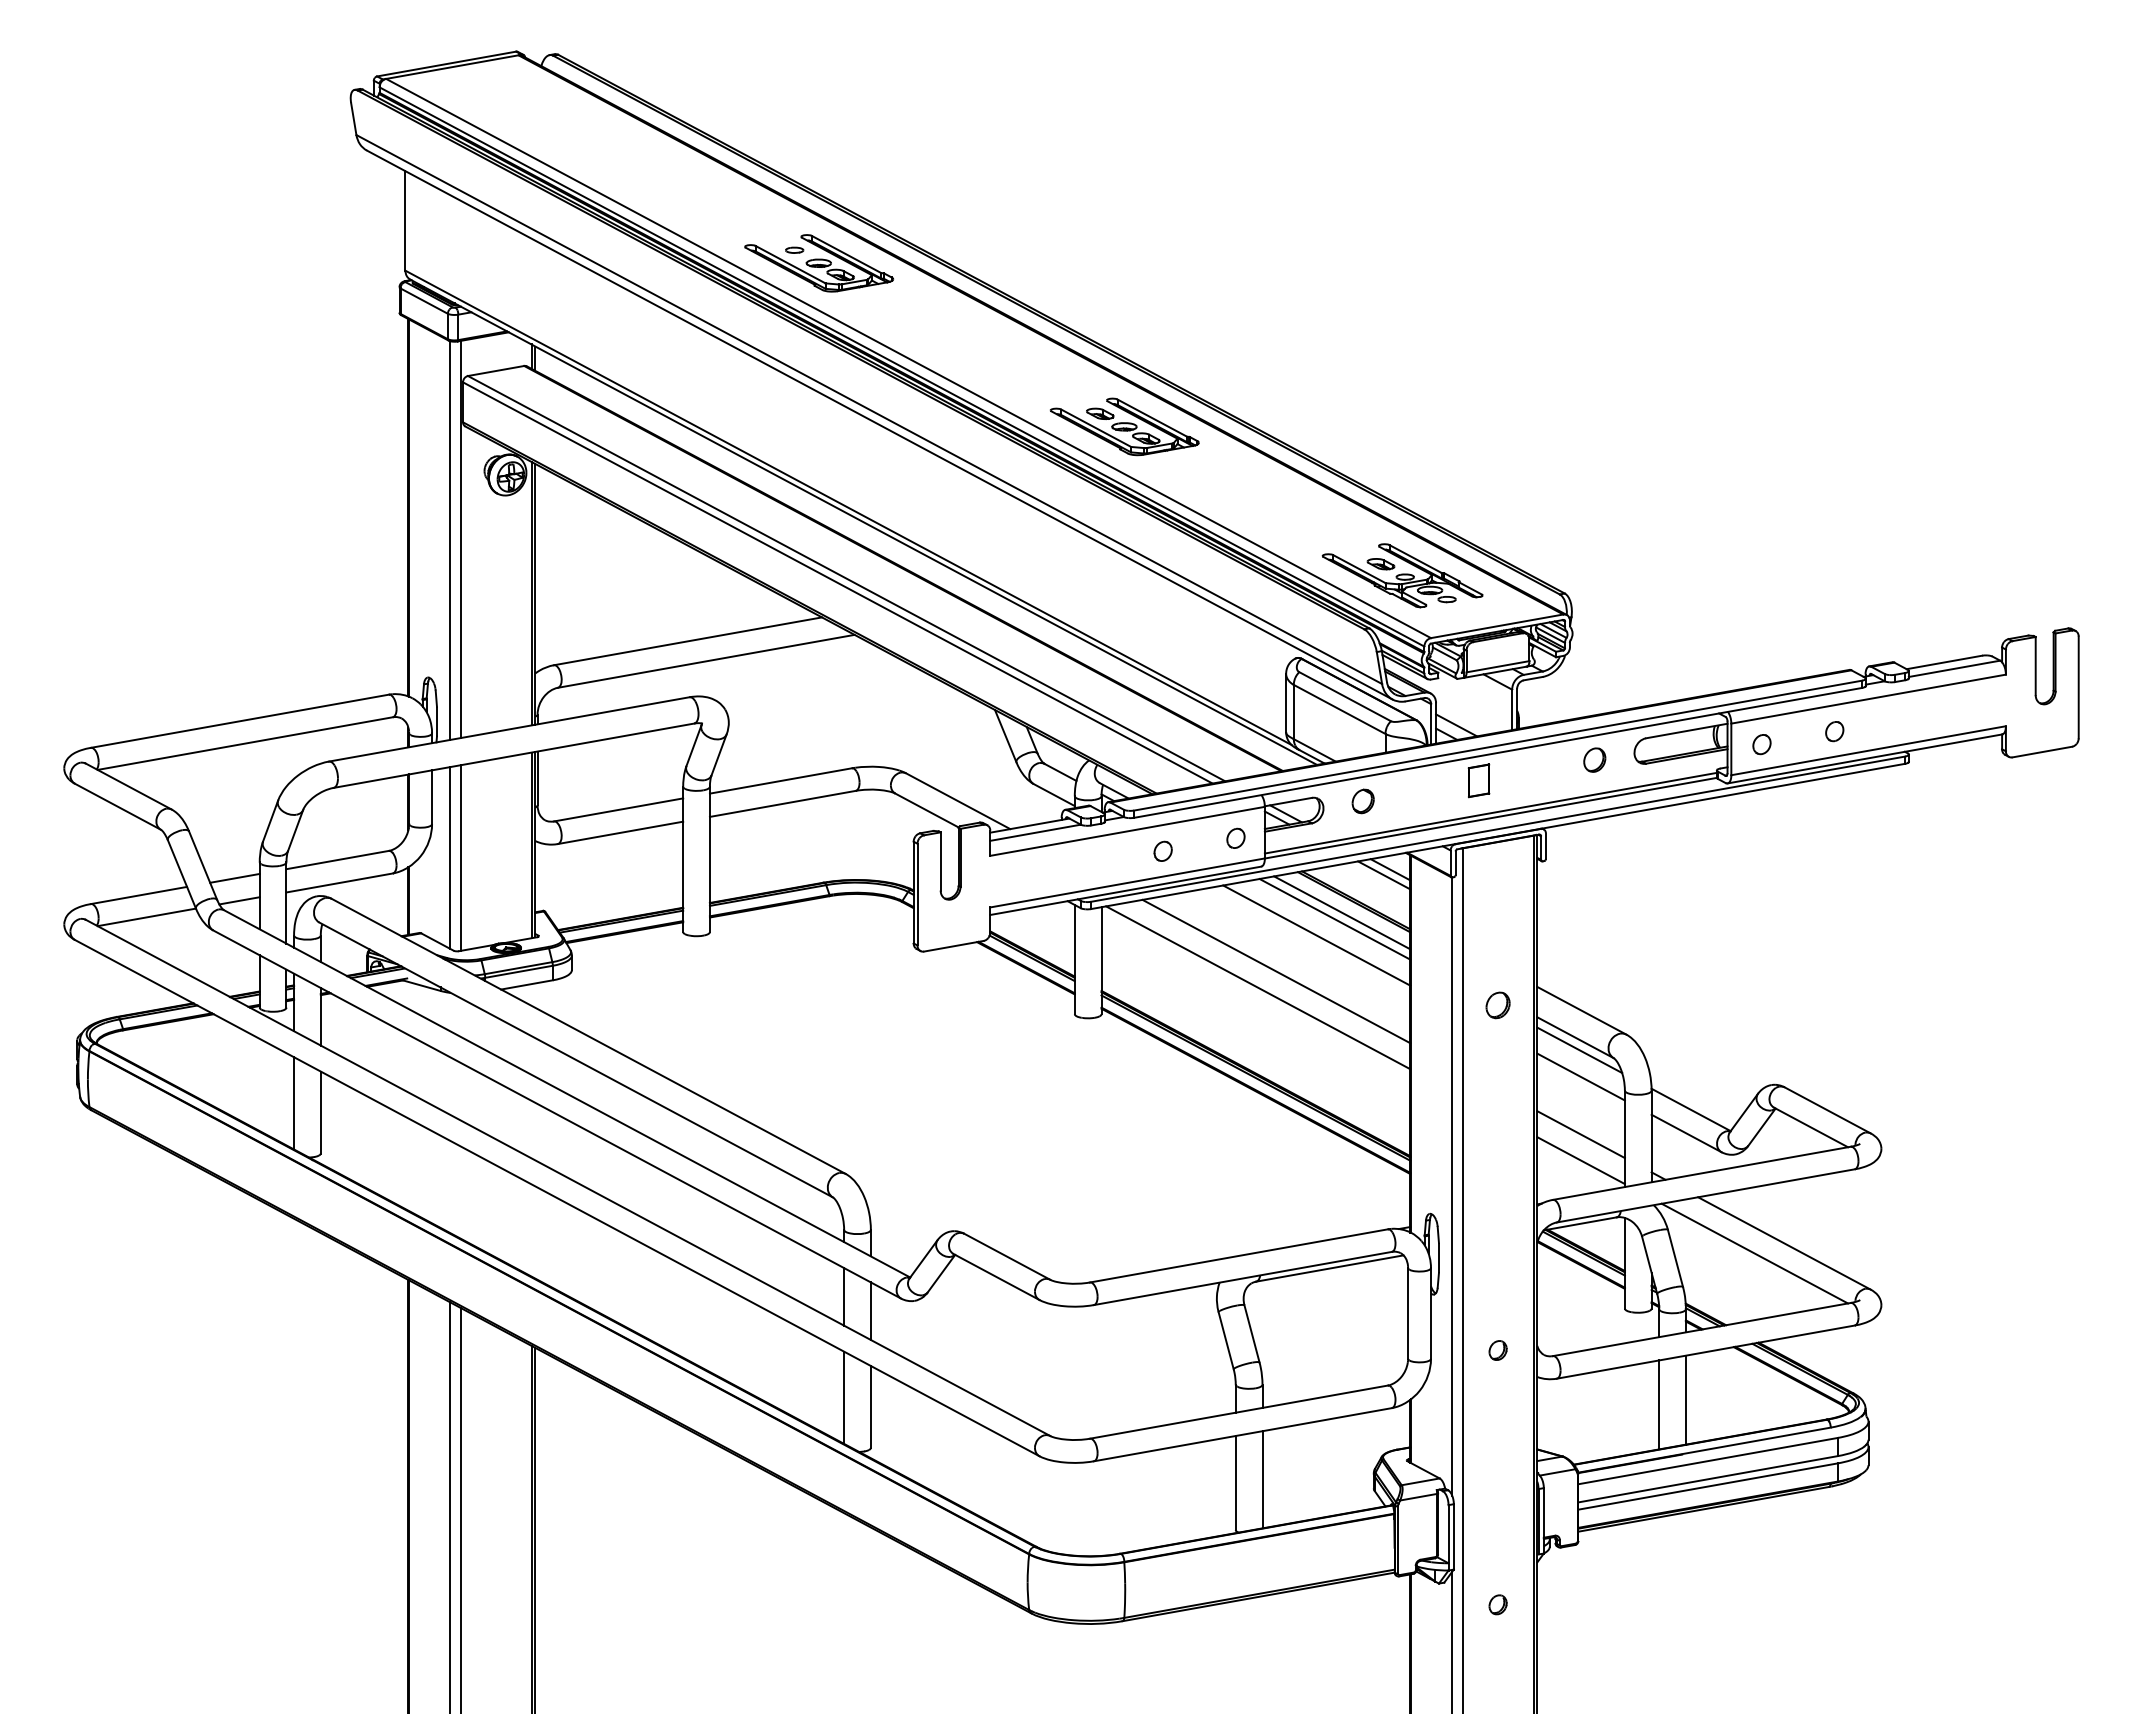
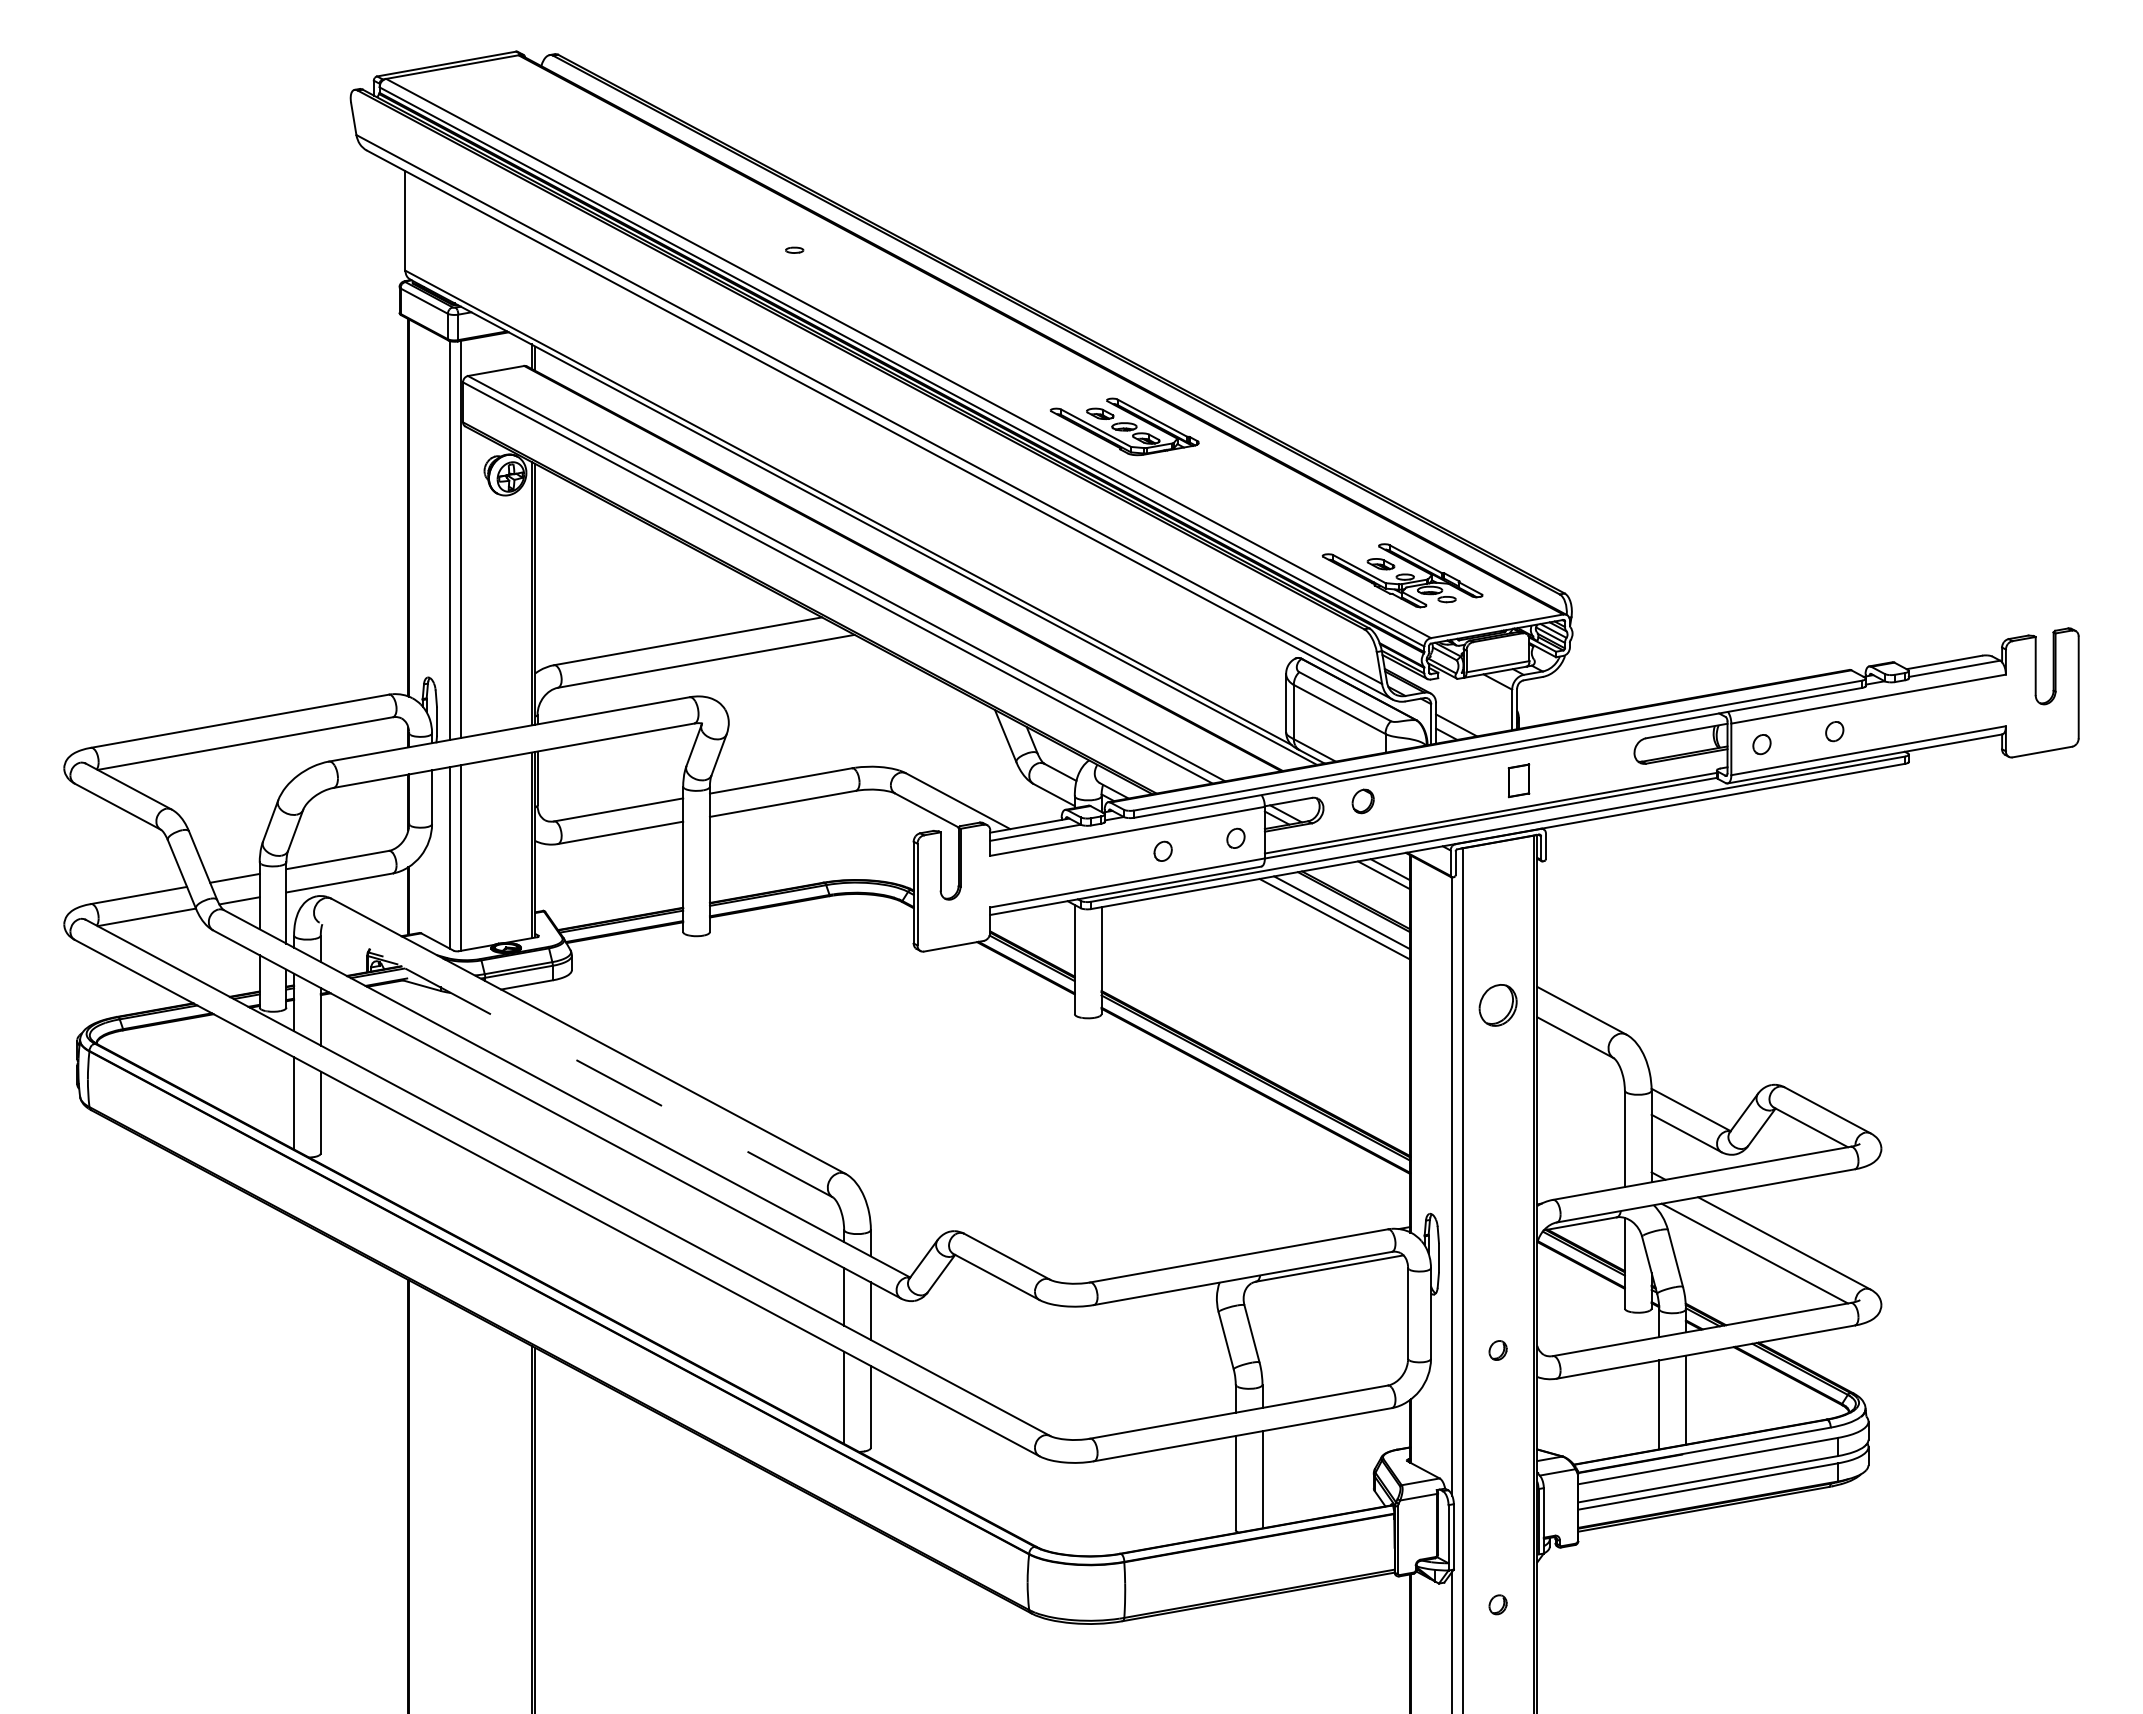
part: present -> none (819, 263)
part: present -> none (1594, 759)
part position: (1478, 780) -> (1518, 780) (1518, 780)
line: present -> none (1316, 935)
line: present -> none (1276, 971)
line: present -> none (1258, 987)
part size: 26x29 px -> 40x43 px (1497, 1005)
line: present -> none (1579, 1050)
line: solid -> dashed (575, 1059)
line: present -> none (1580, 1076)
line: present -> none (1580, 1134)
line: present -> none (1580, 1160)
line: present -> none (450, 1506)
line: present -> none (460, 1508)
